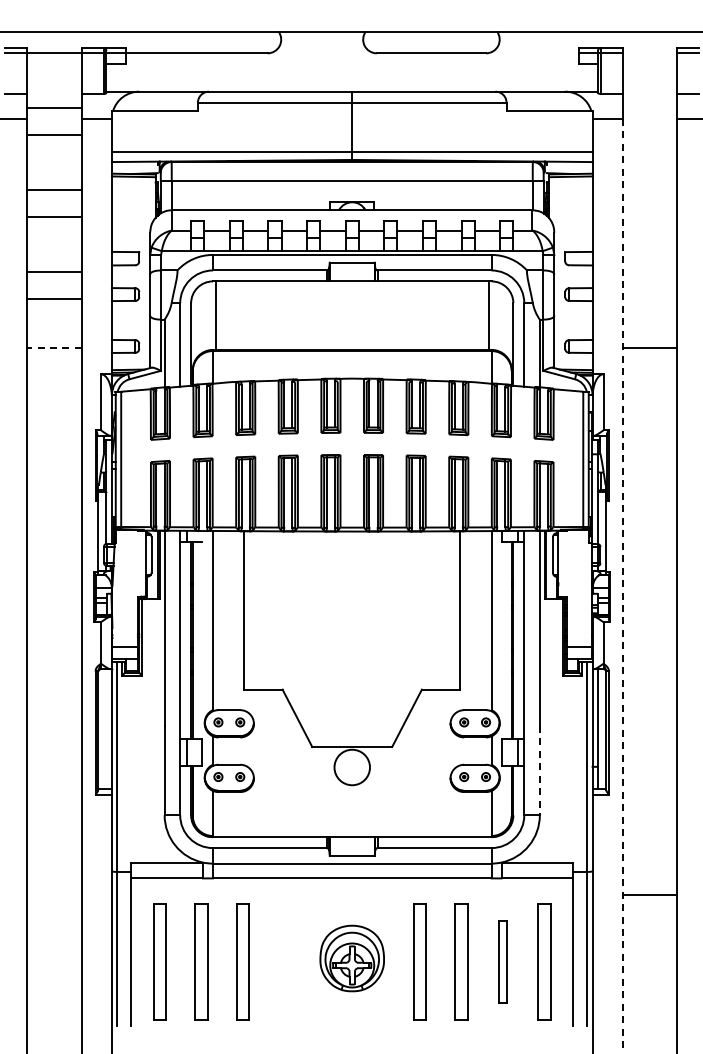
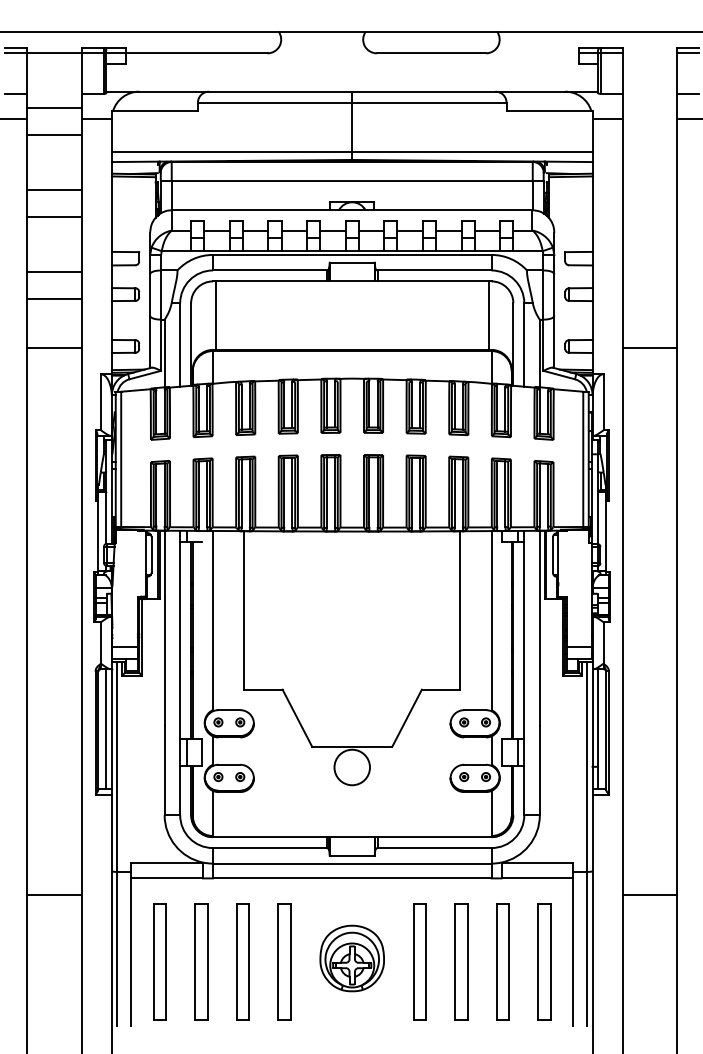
line: dashed -> solid (54, 348)
line: dashed -> solid (622, 586)
line: none -> present (106, 729)
line: dashed -> solid (539, 770)
line: none -> present (54, 894)
part: none -> present (284, 961)
part size: 10x84 px -> 14x118 px (502, 961)
